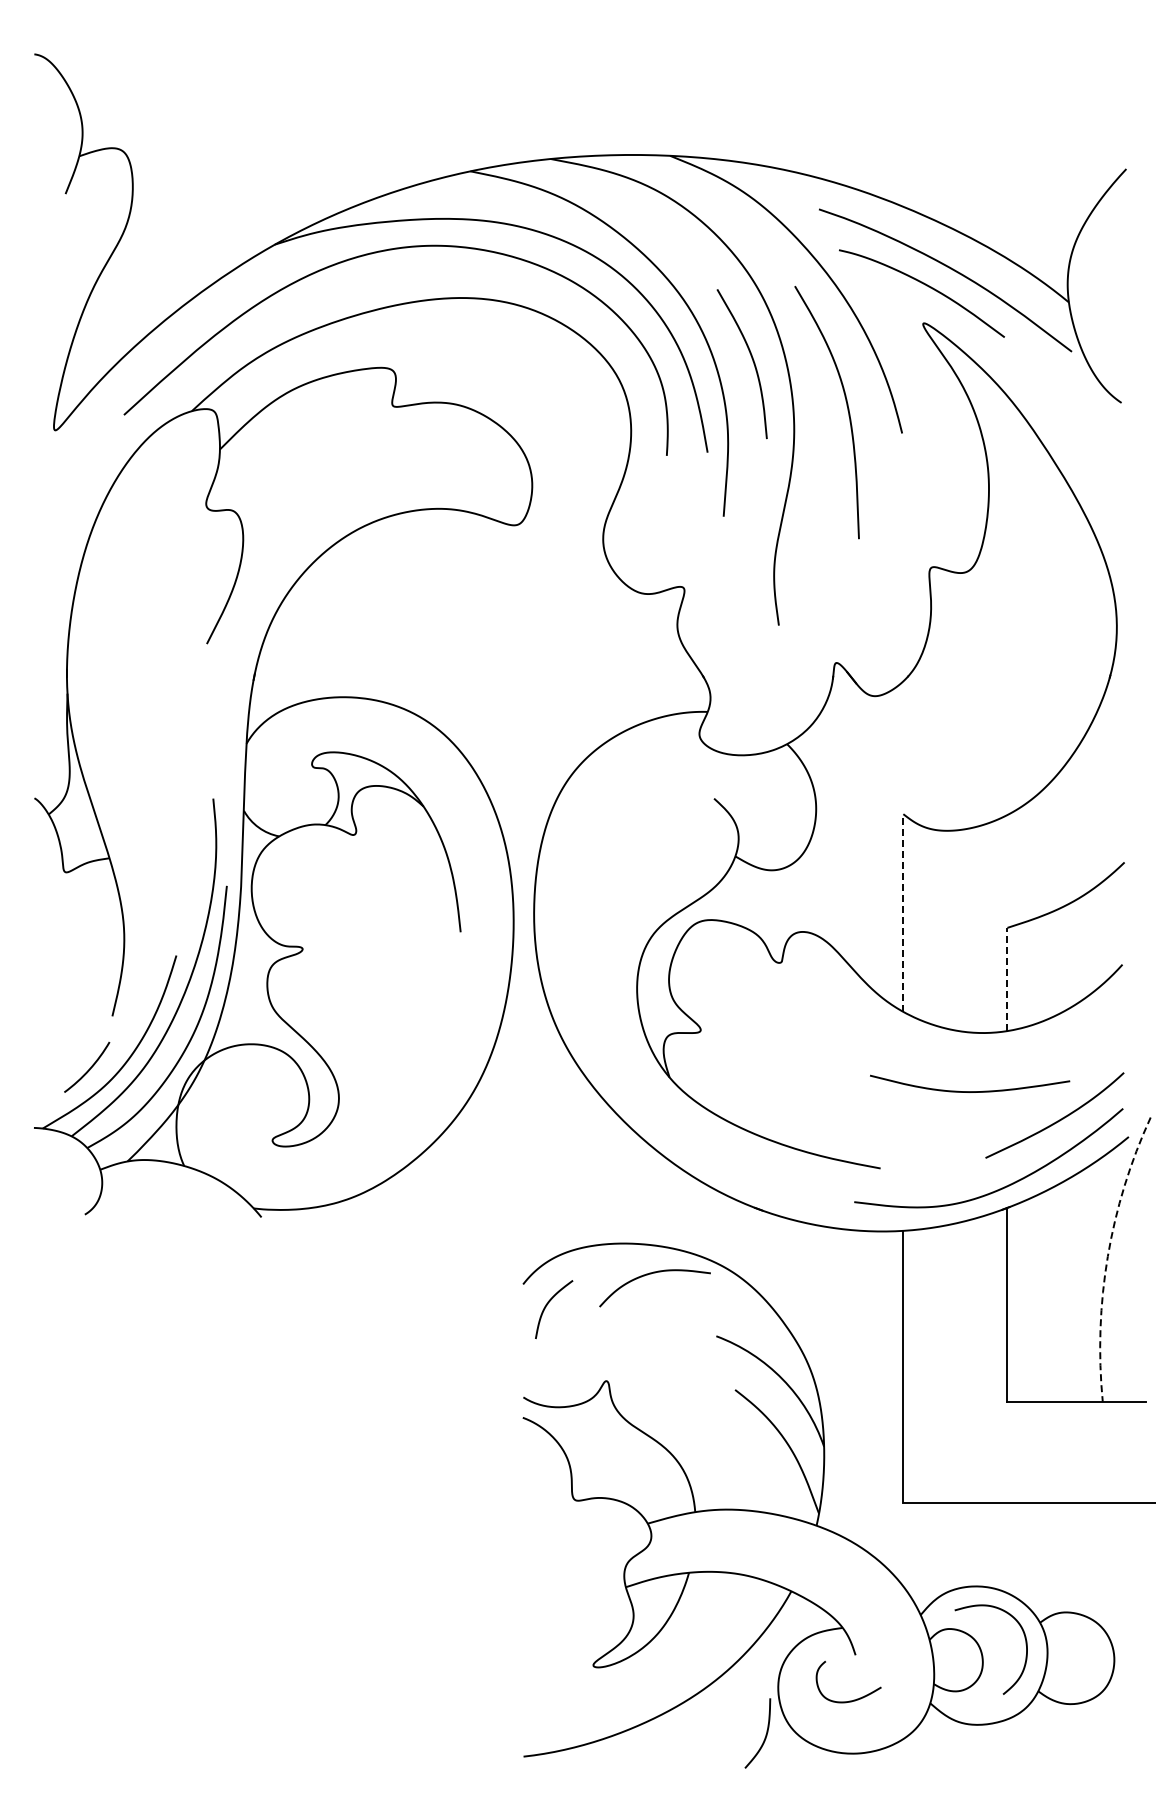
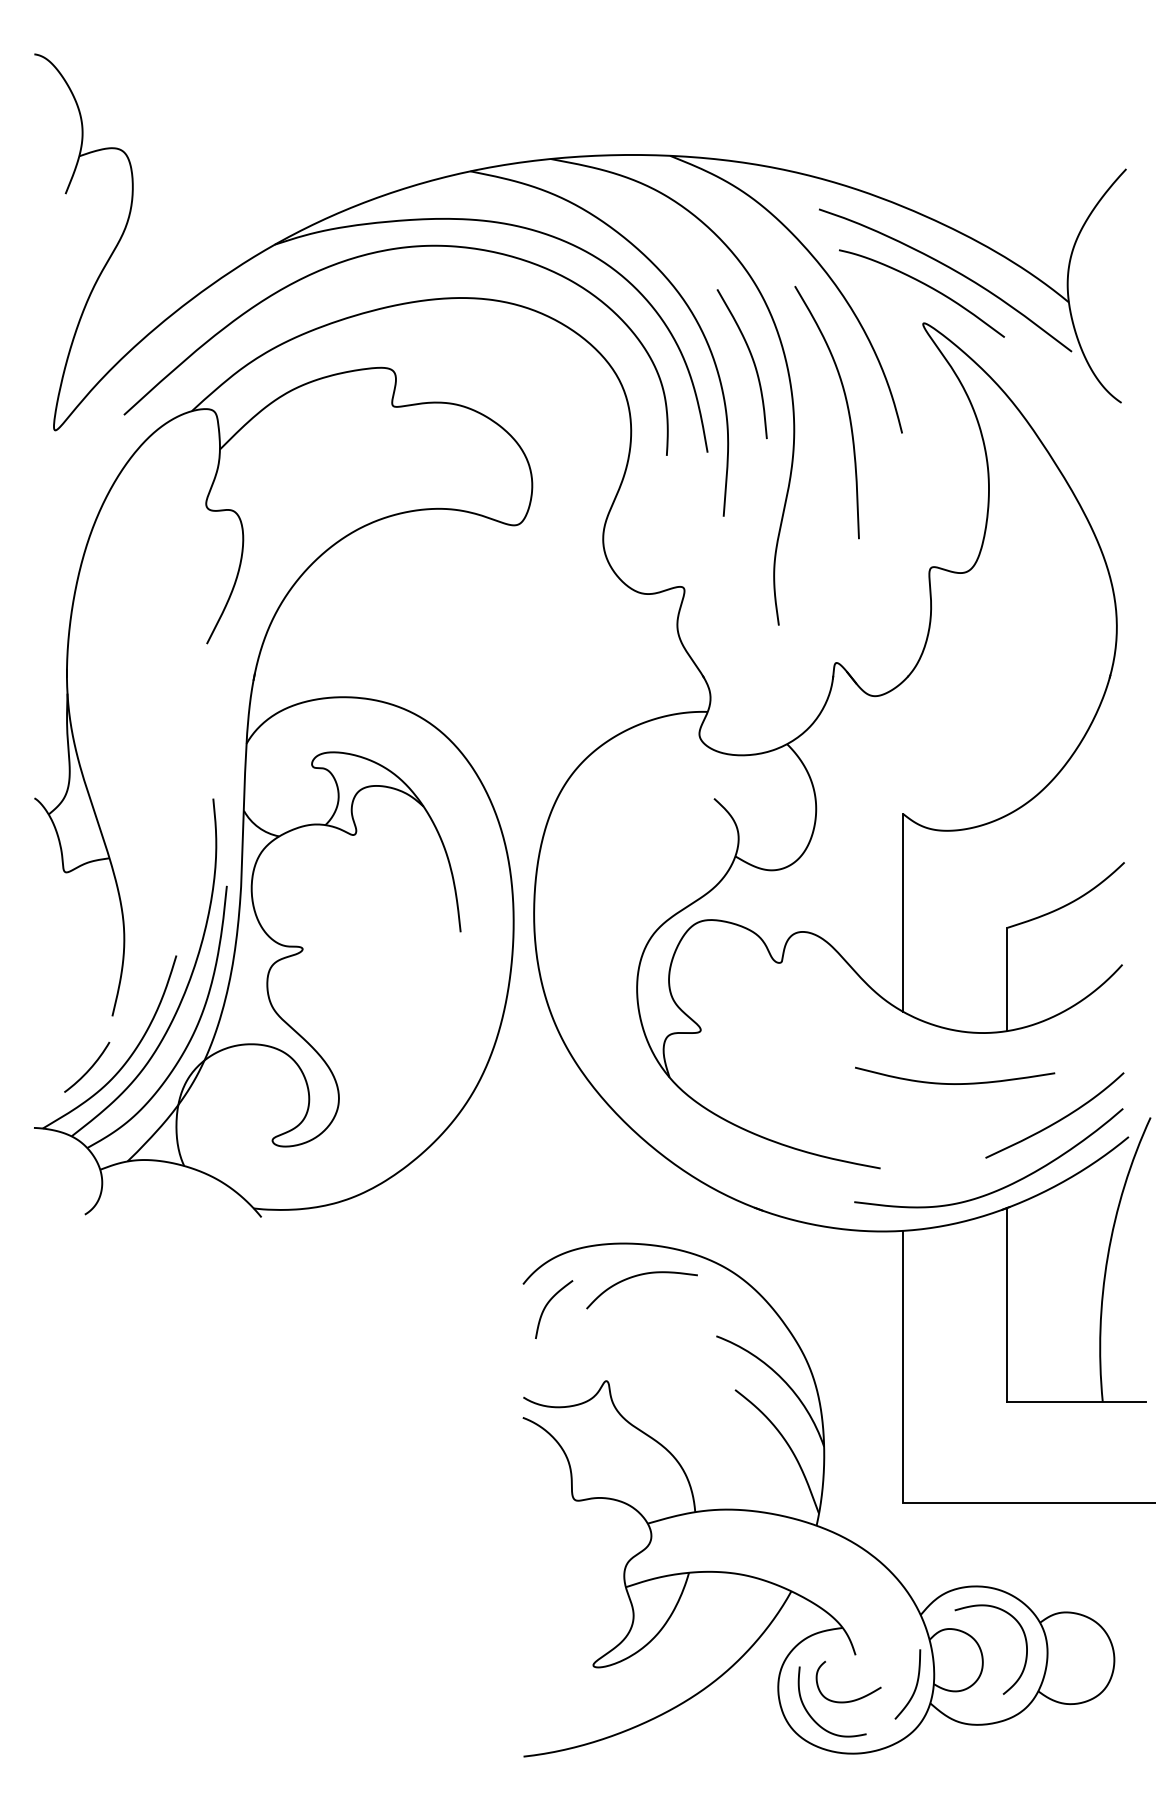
line: dashed -> solid (903, 913)
line: dashed -> solid (1007, 979)
curve position: (970, 1091) -> (955, 1083) (955, 1083)
arc: dashed -> solid (1107, 1256)
curve position: (651, 1274) -> (638, 1276) (638, 1276)
curve: none -> present (810, 1714)
curve position: (765, 1734) -> (915, 1685) (915, 1685)
